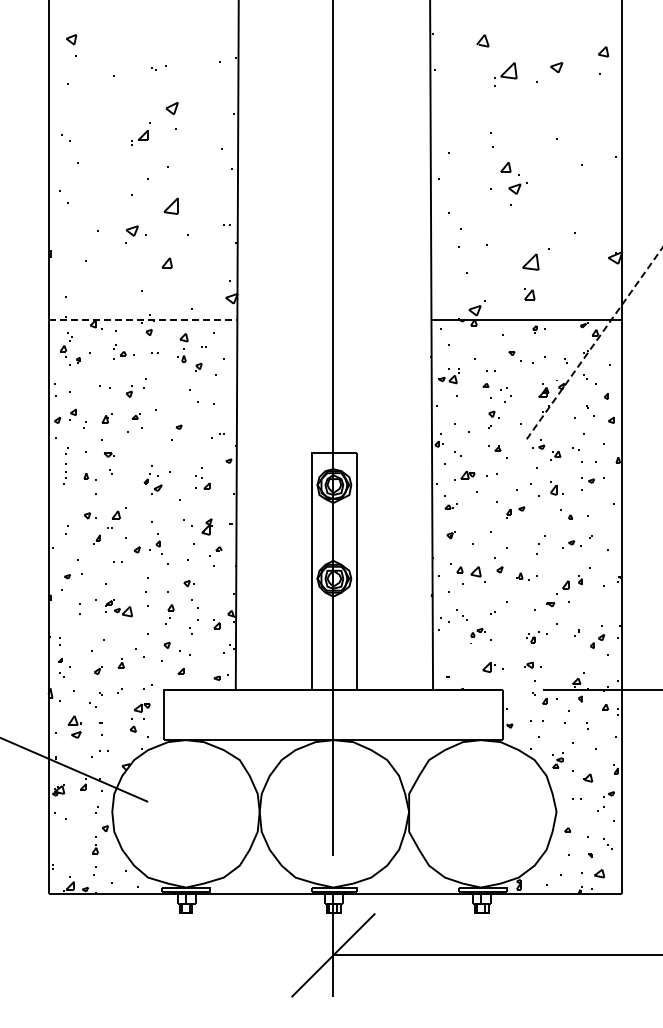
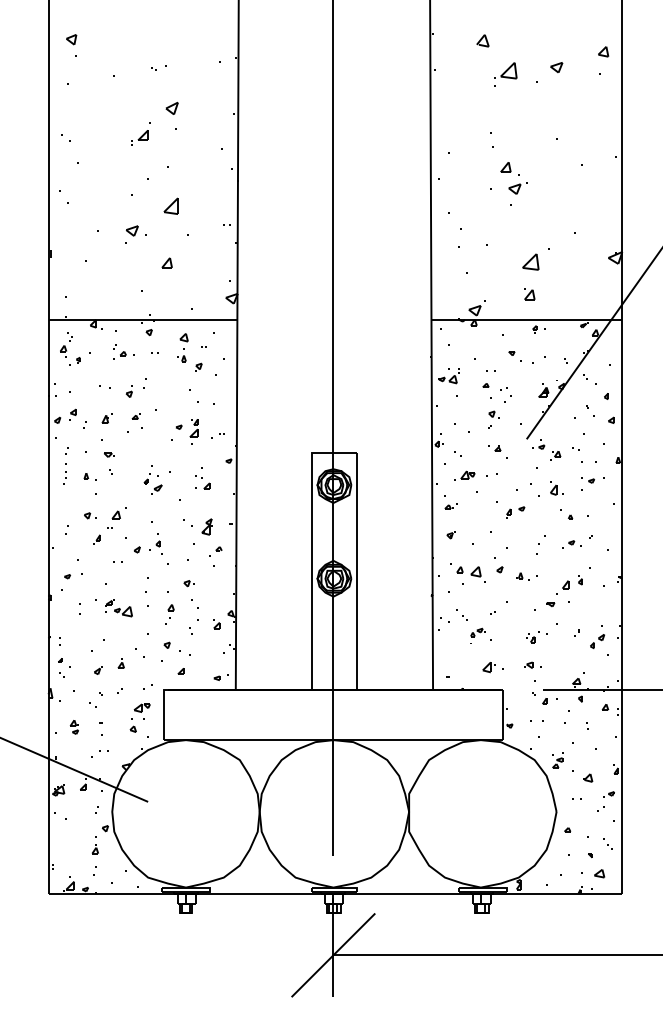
line: dashed -> solid (143, 319)
line: dashed -> solid (594, 343)
part: none -> present (193, 431)
part size: 15x24 px -> 10x15 px (73, 727)
